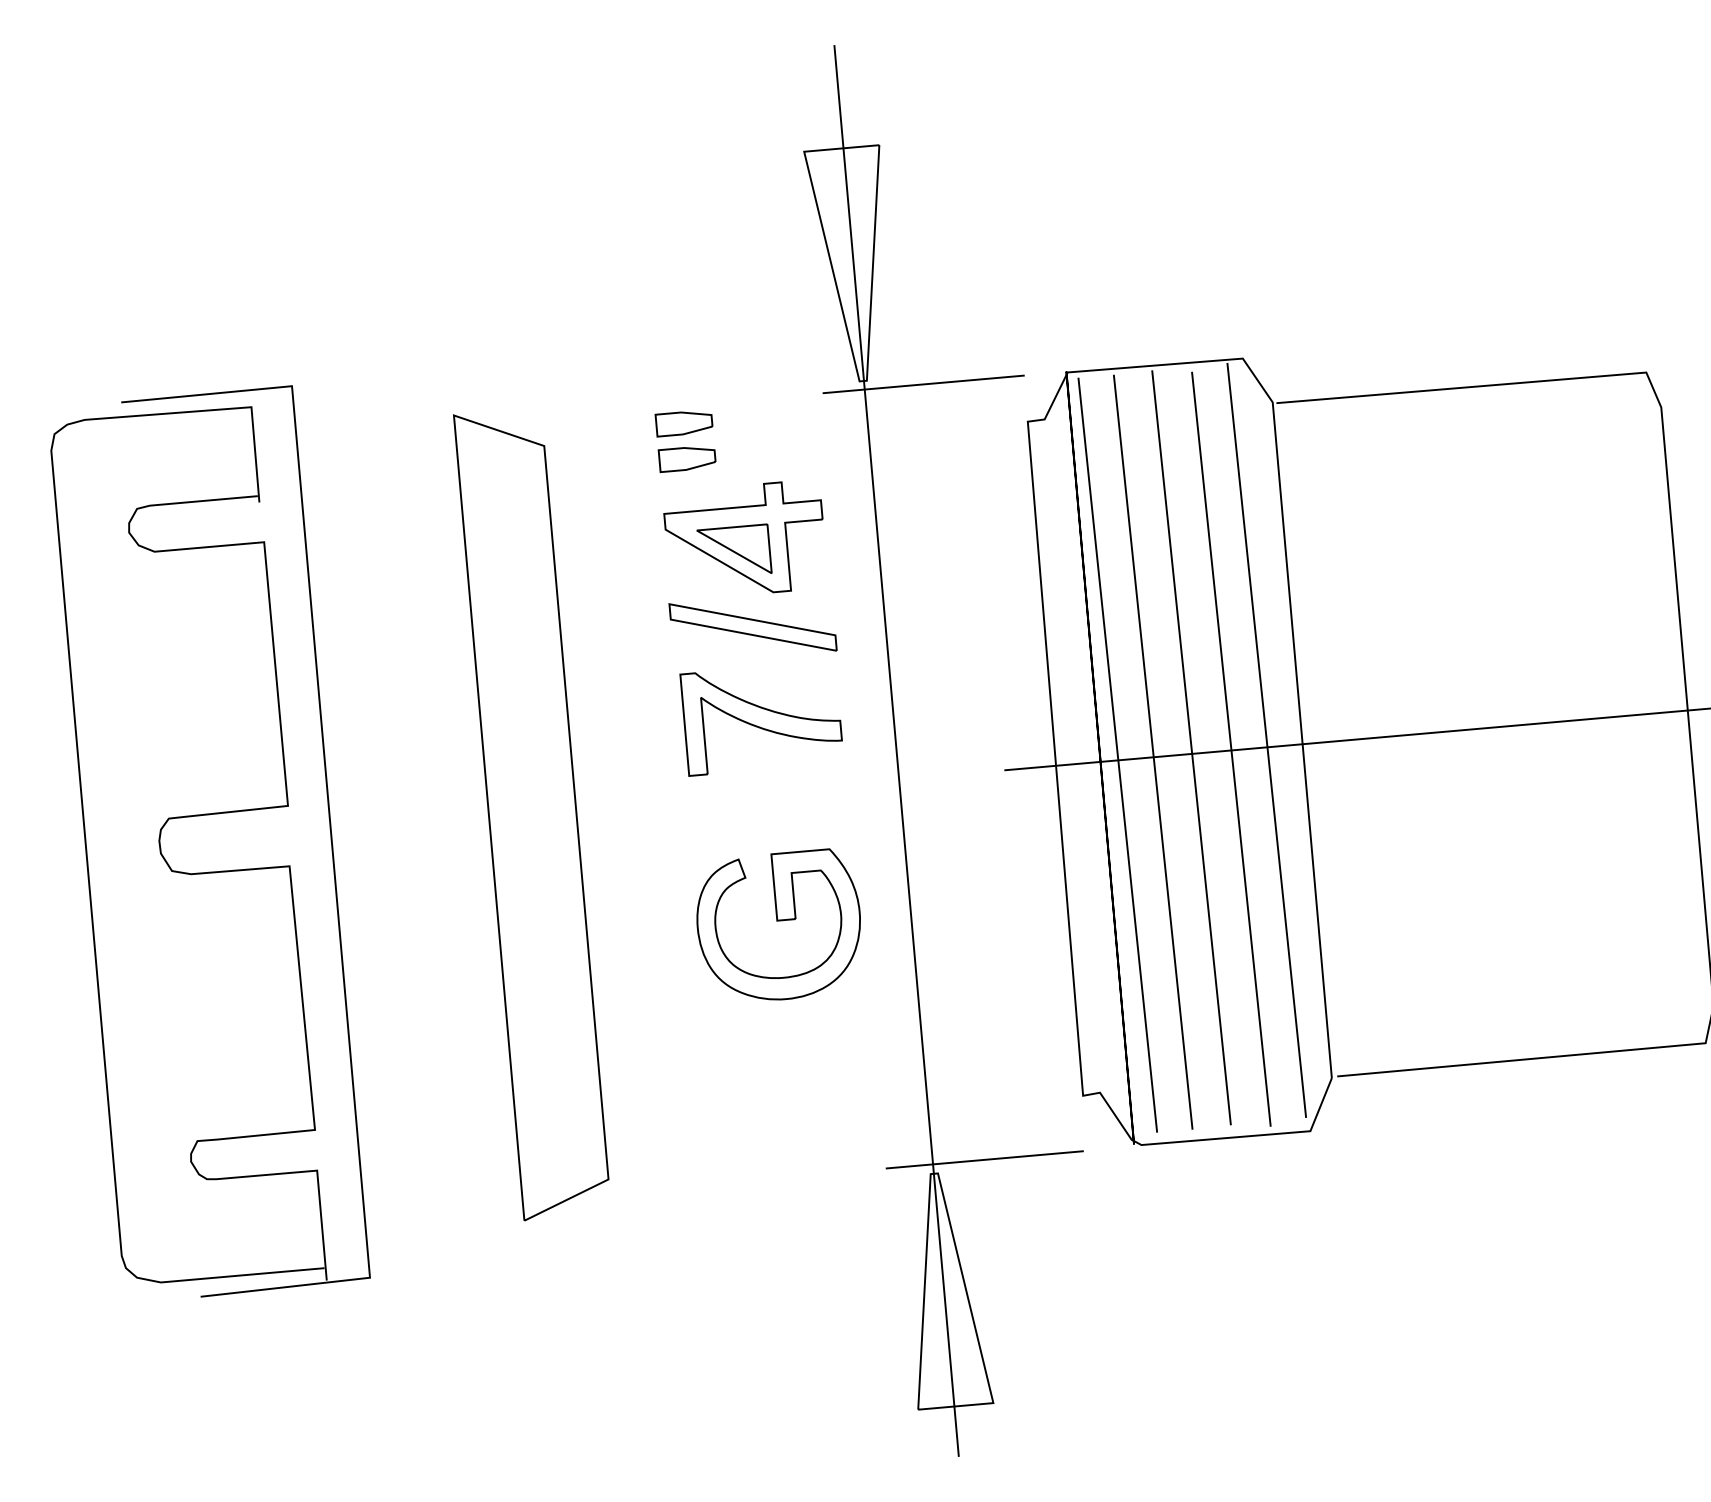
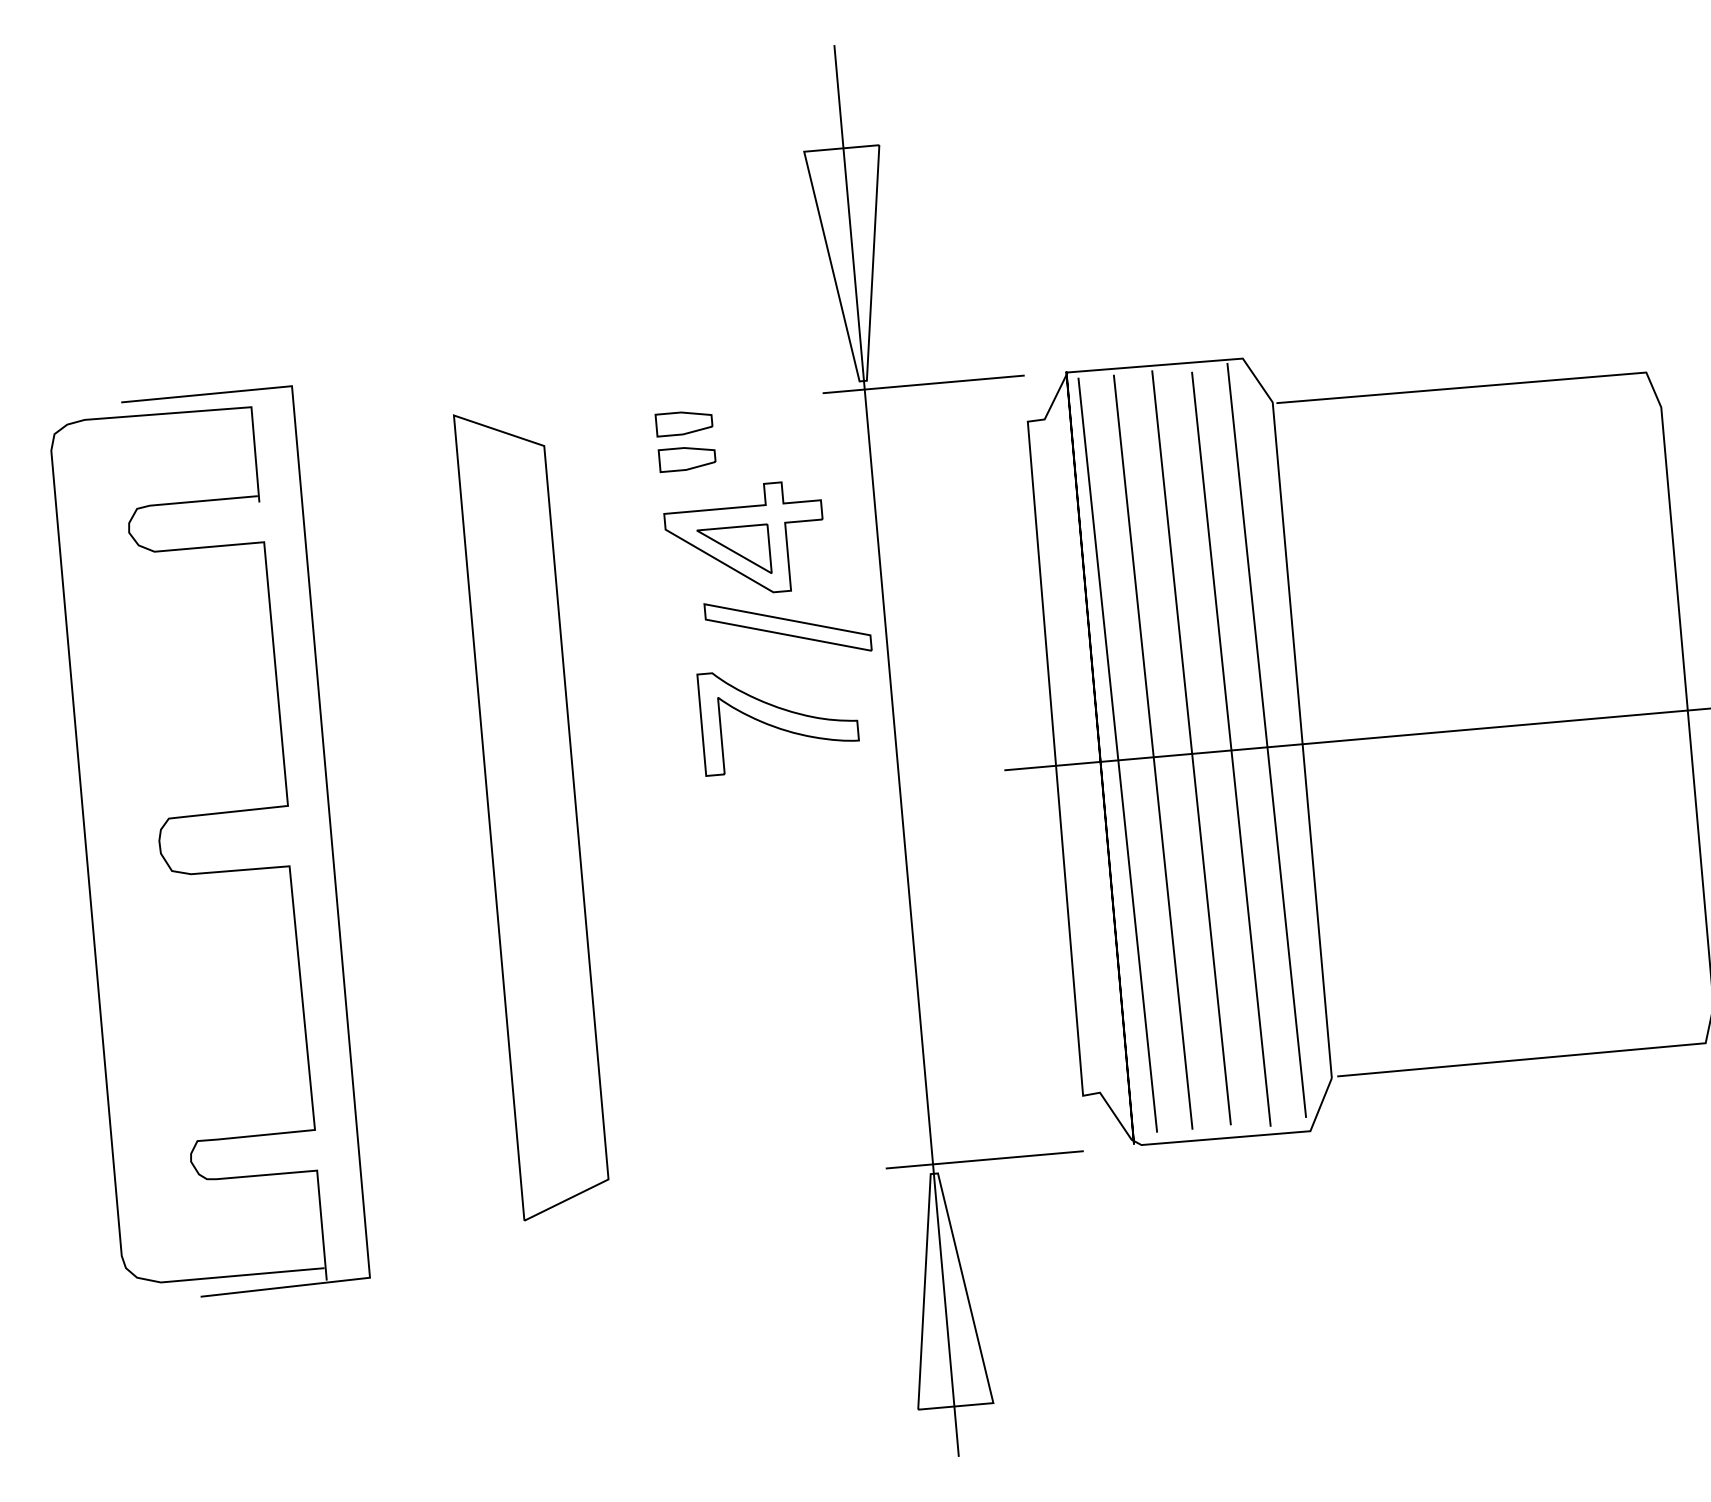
part position: (752, 627) -> (787, 627) (787, 627)
part position: (760, 724) -> (777, 724) (777, 724)
part: present -> none (778, 924)
